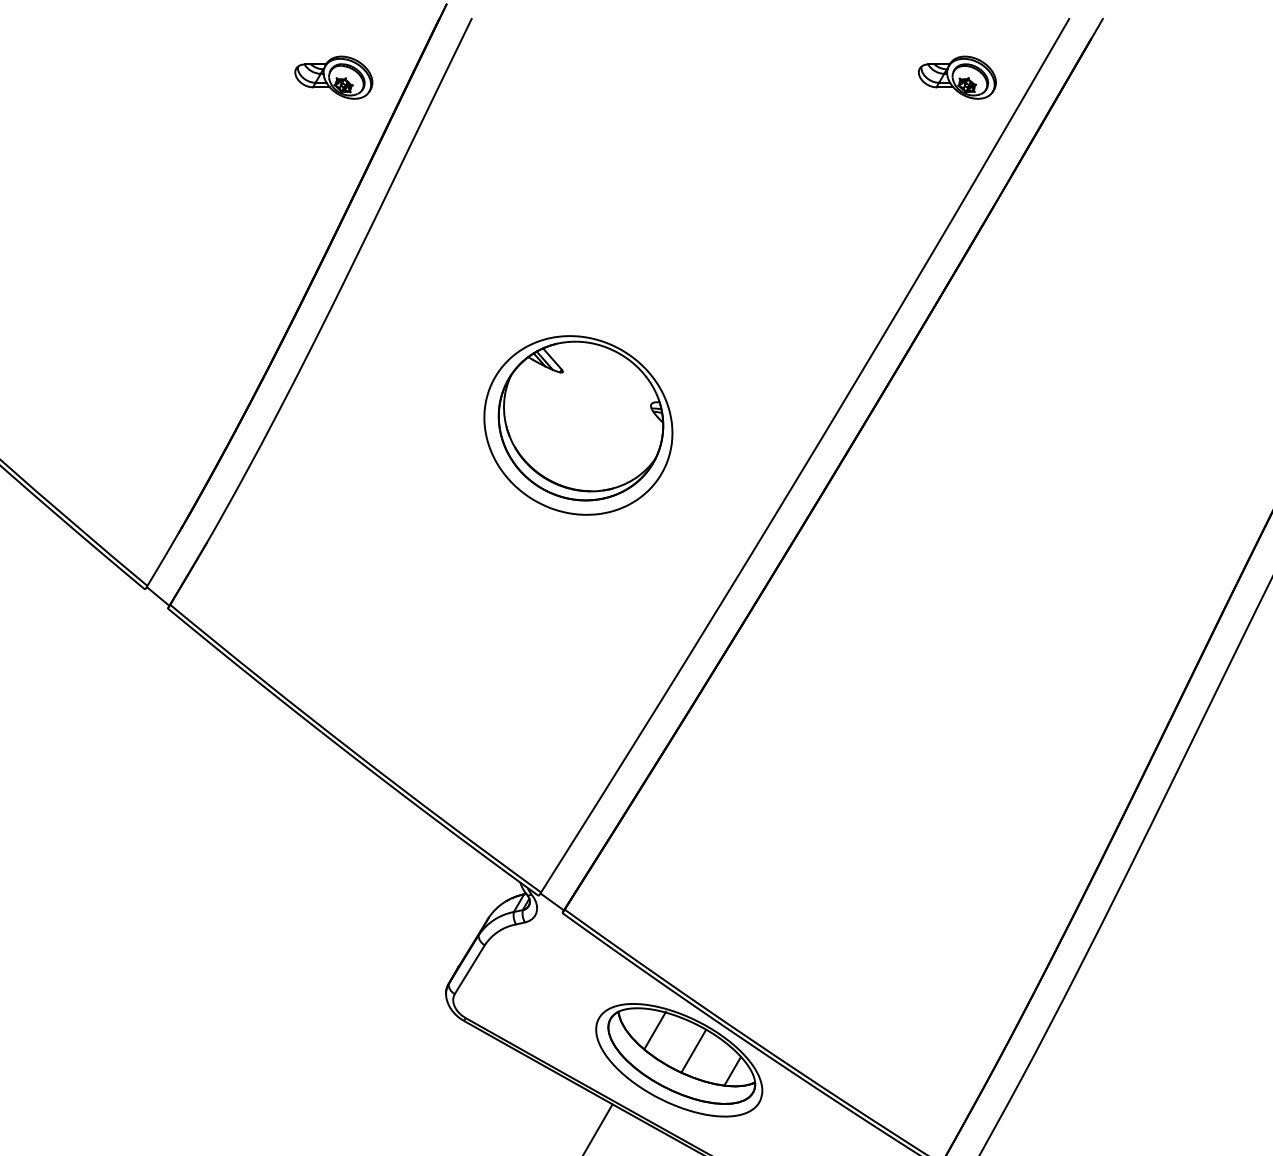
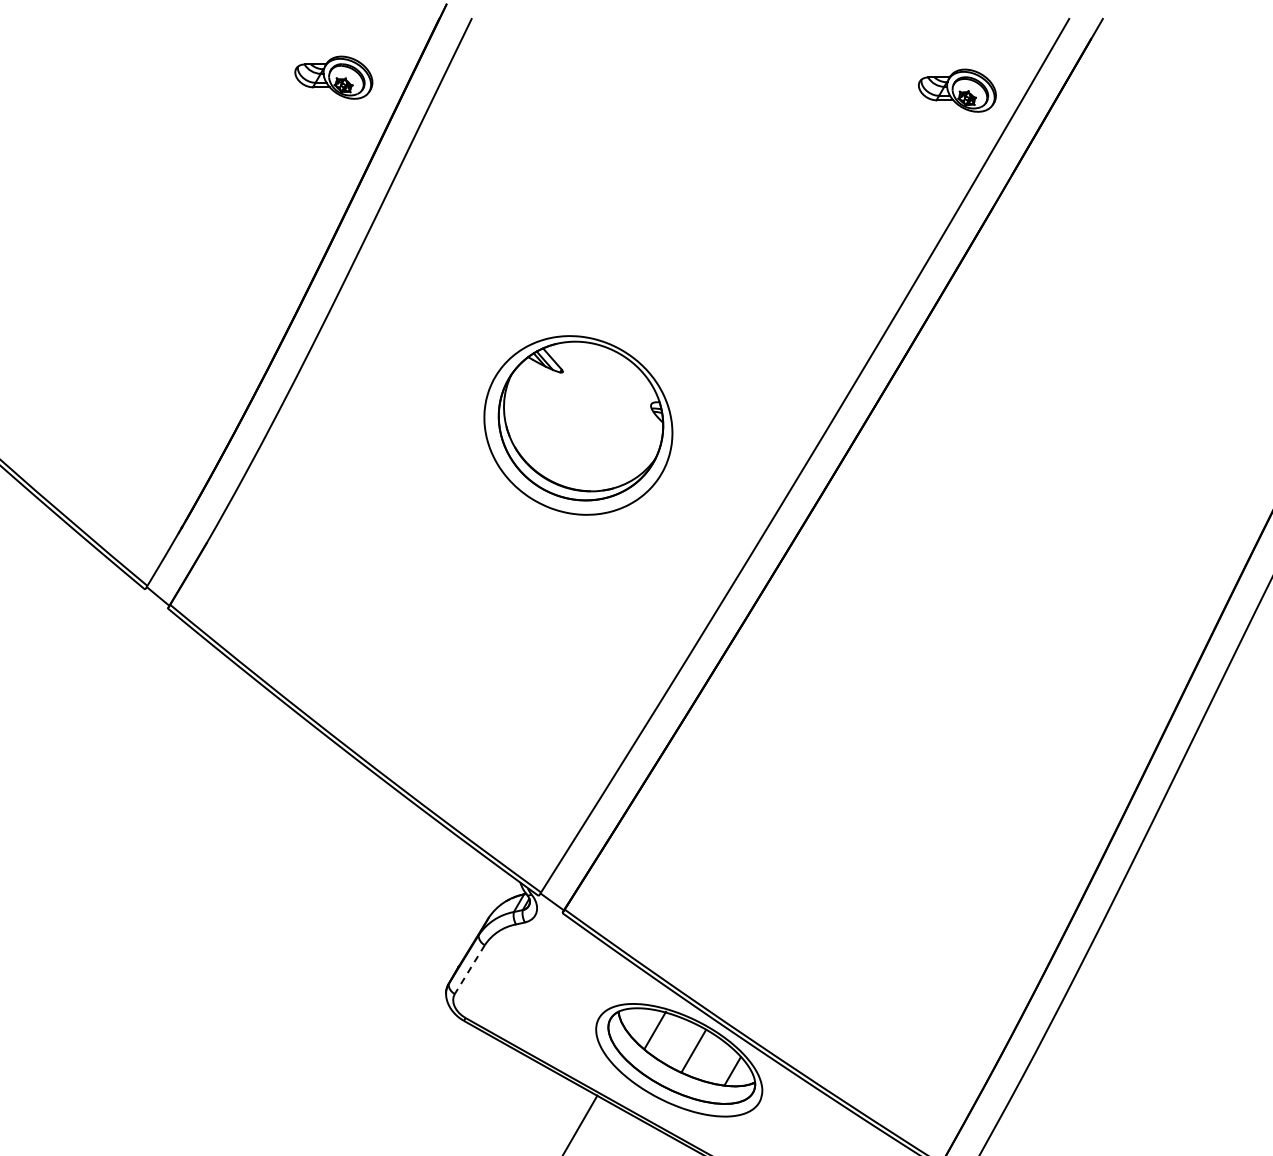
part position: (957, 77) -> (957, 90) (957, 90)
line: solid -> dashed (469, 969)
line position: (598, 1128) -> (580, 1123) (580, 1123)
